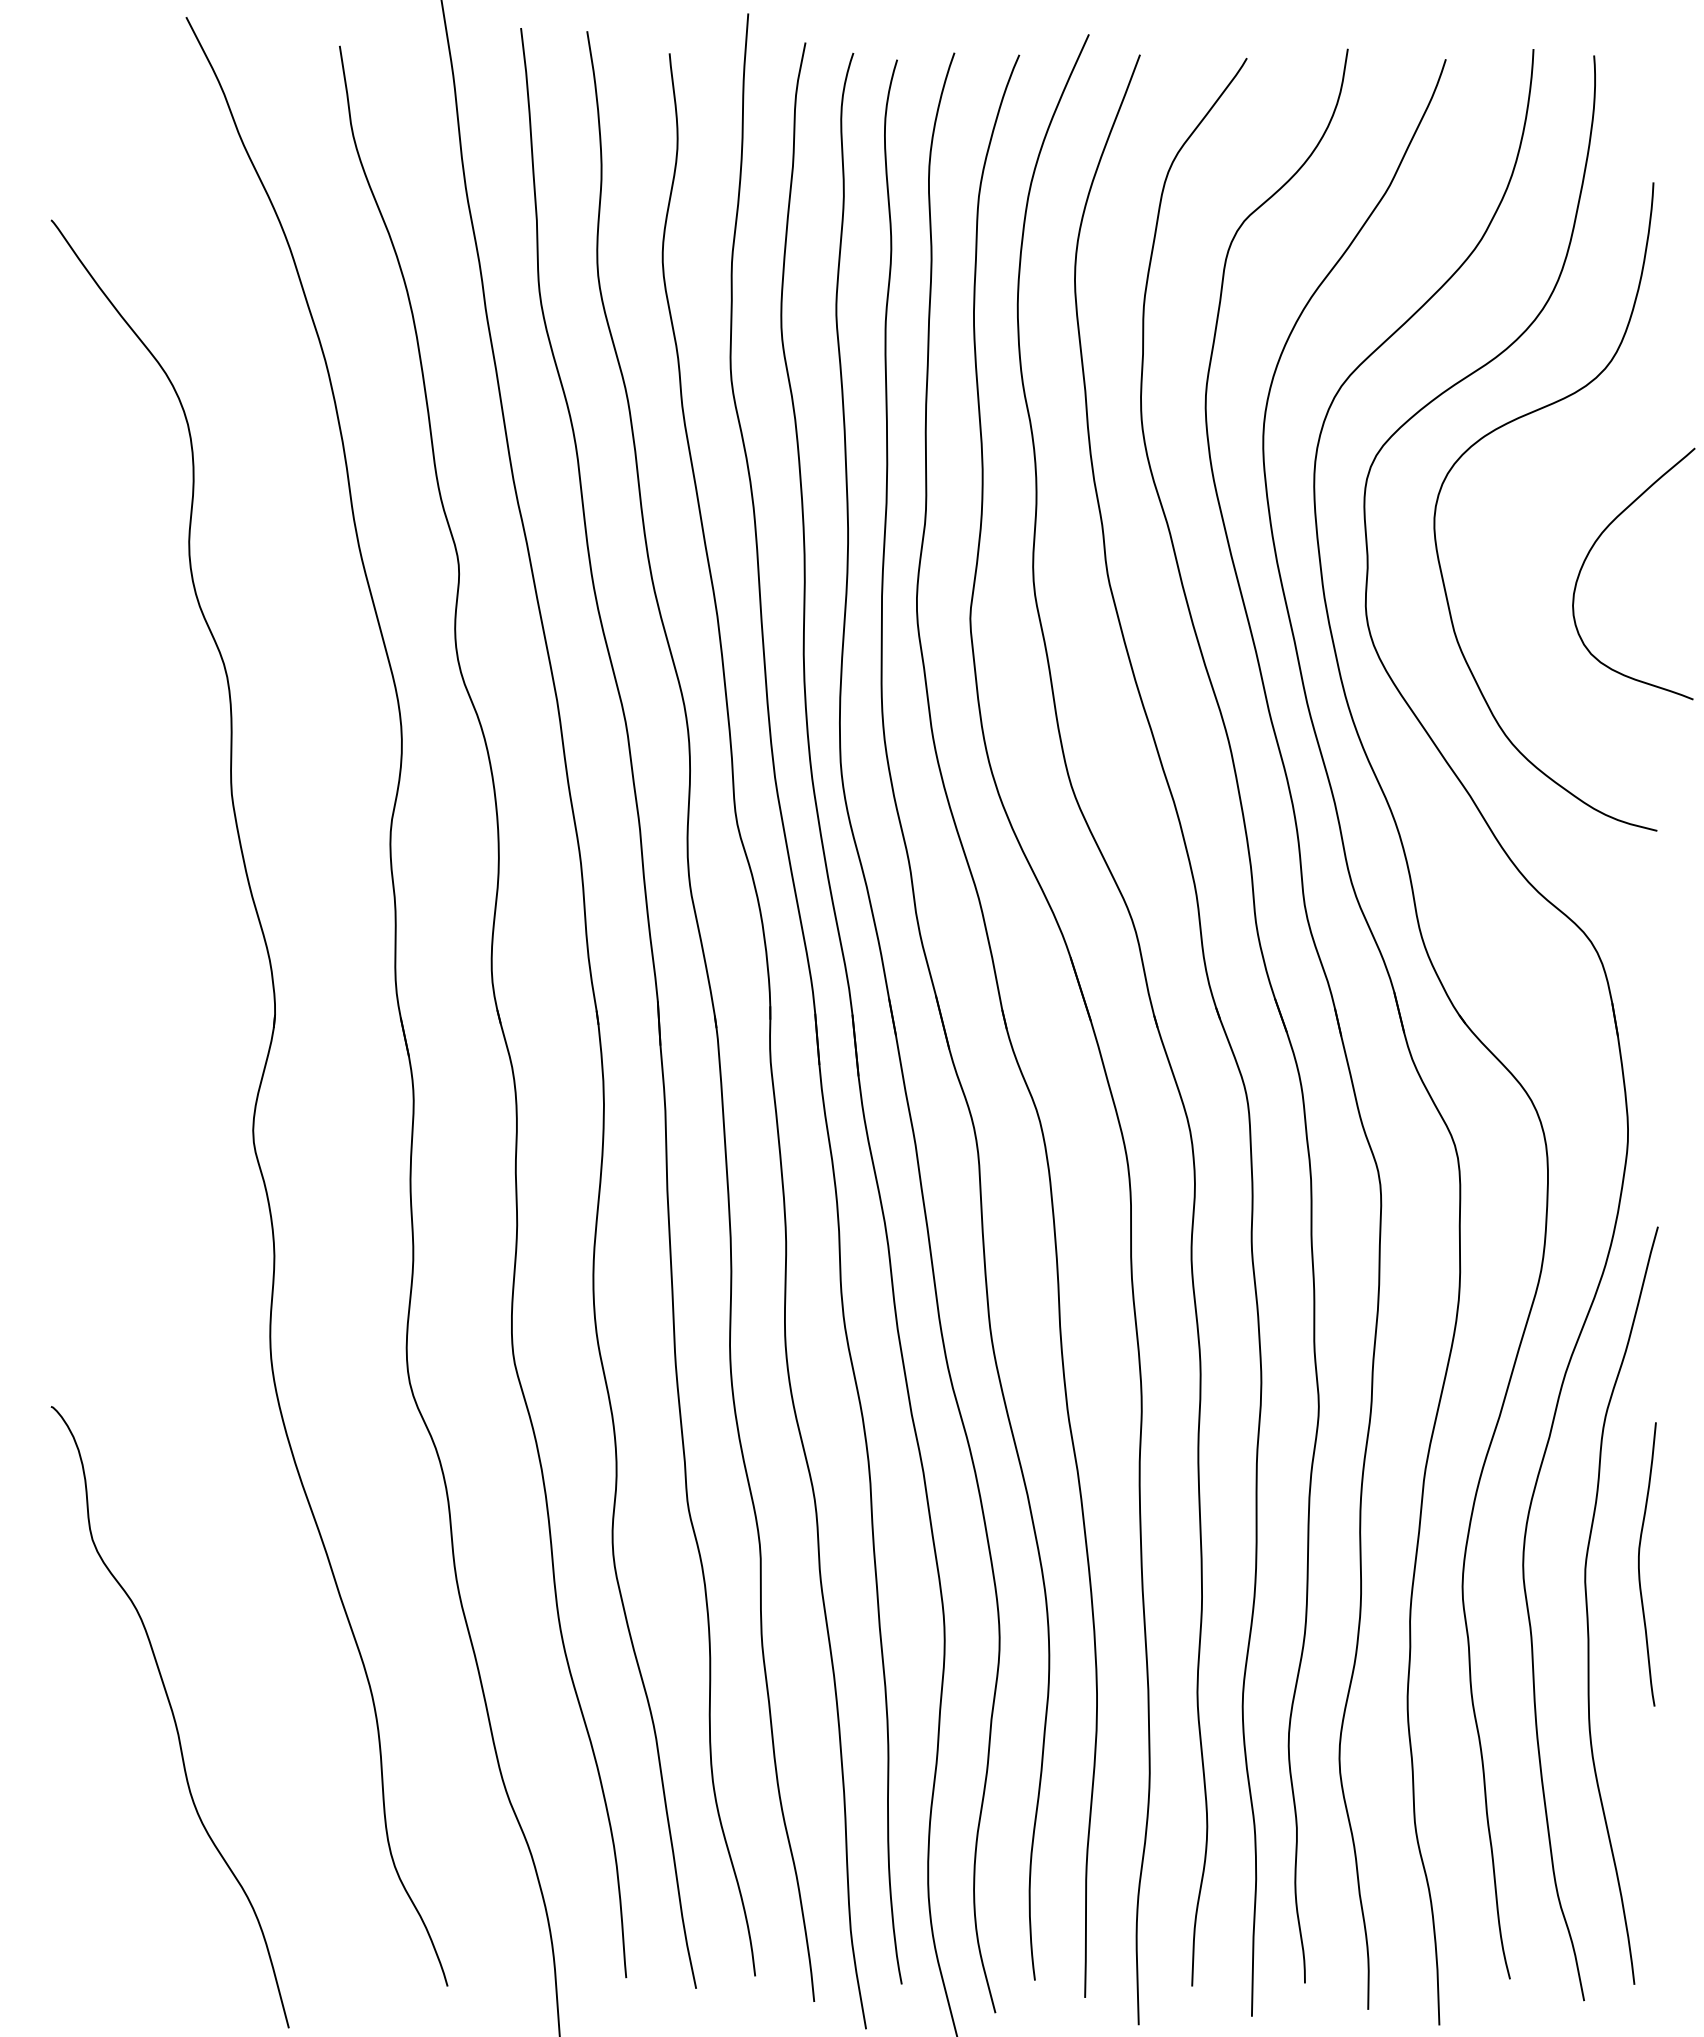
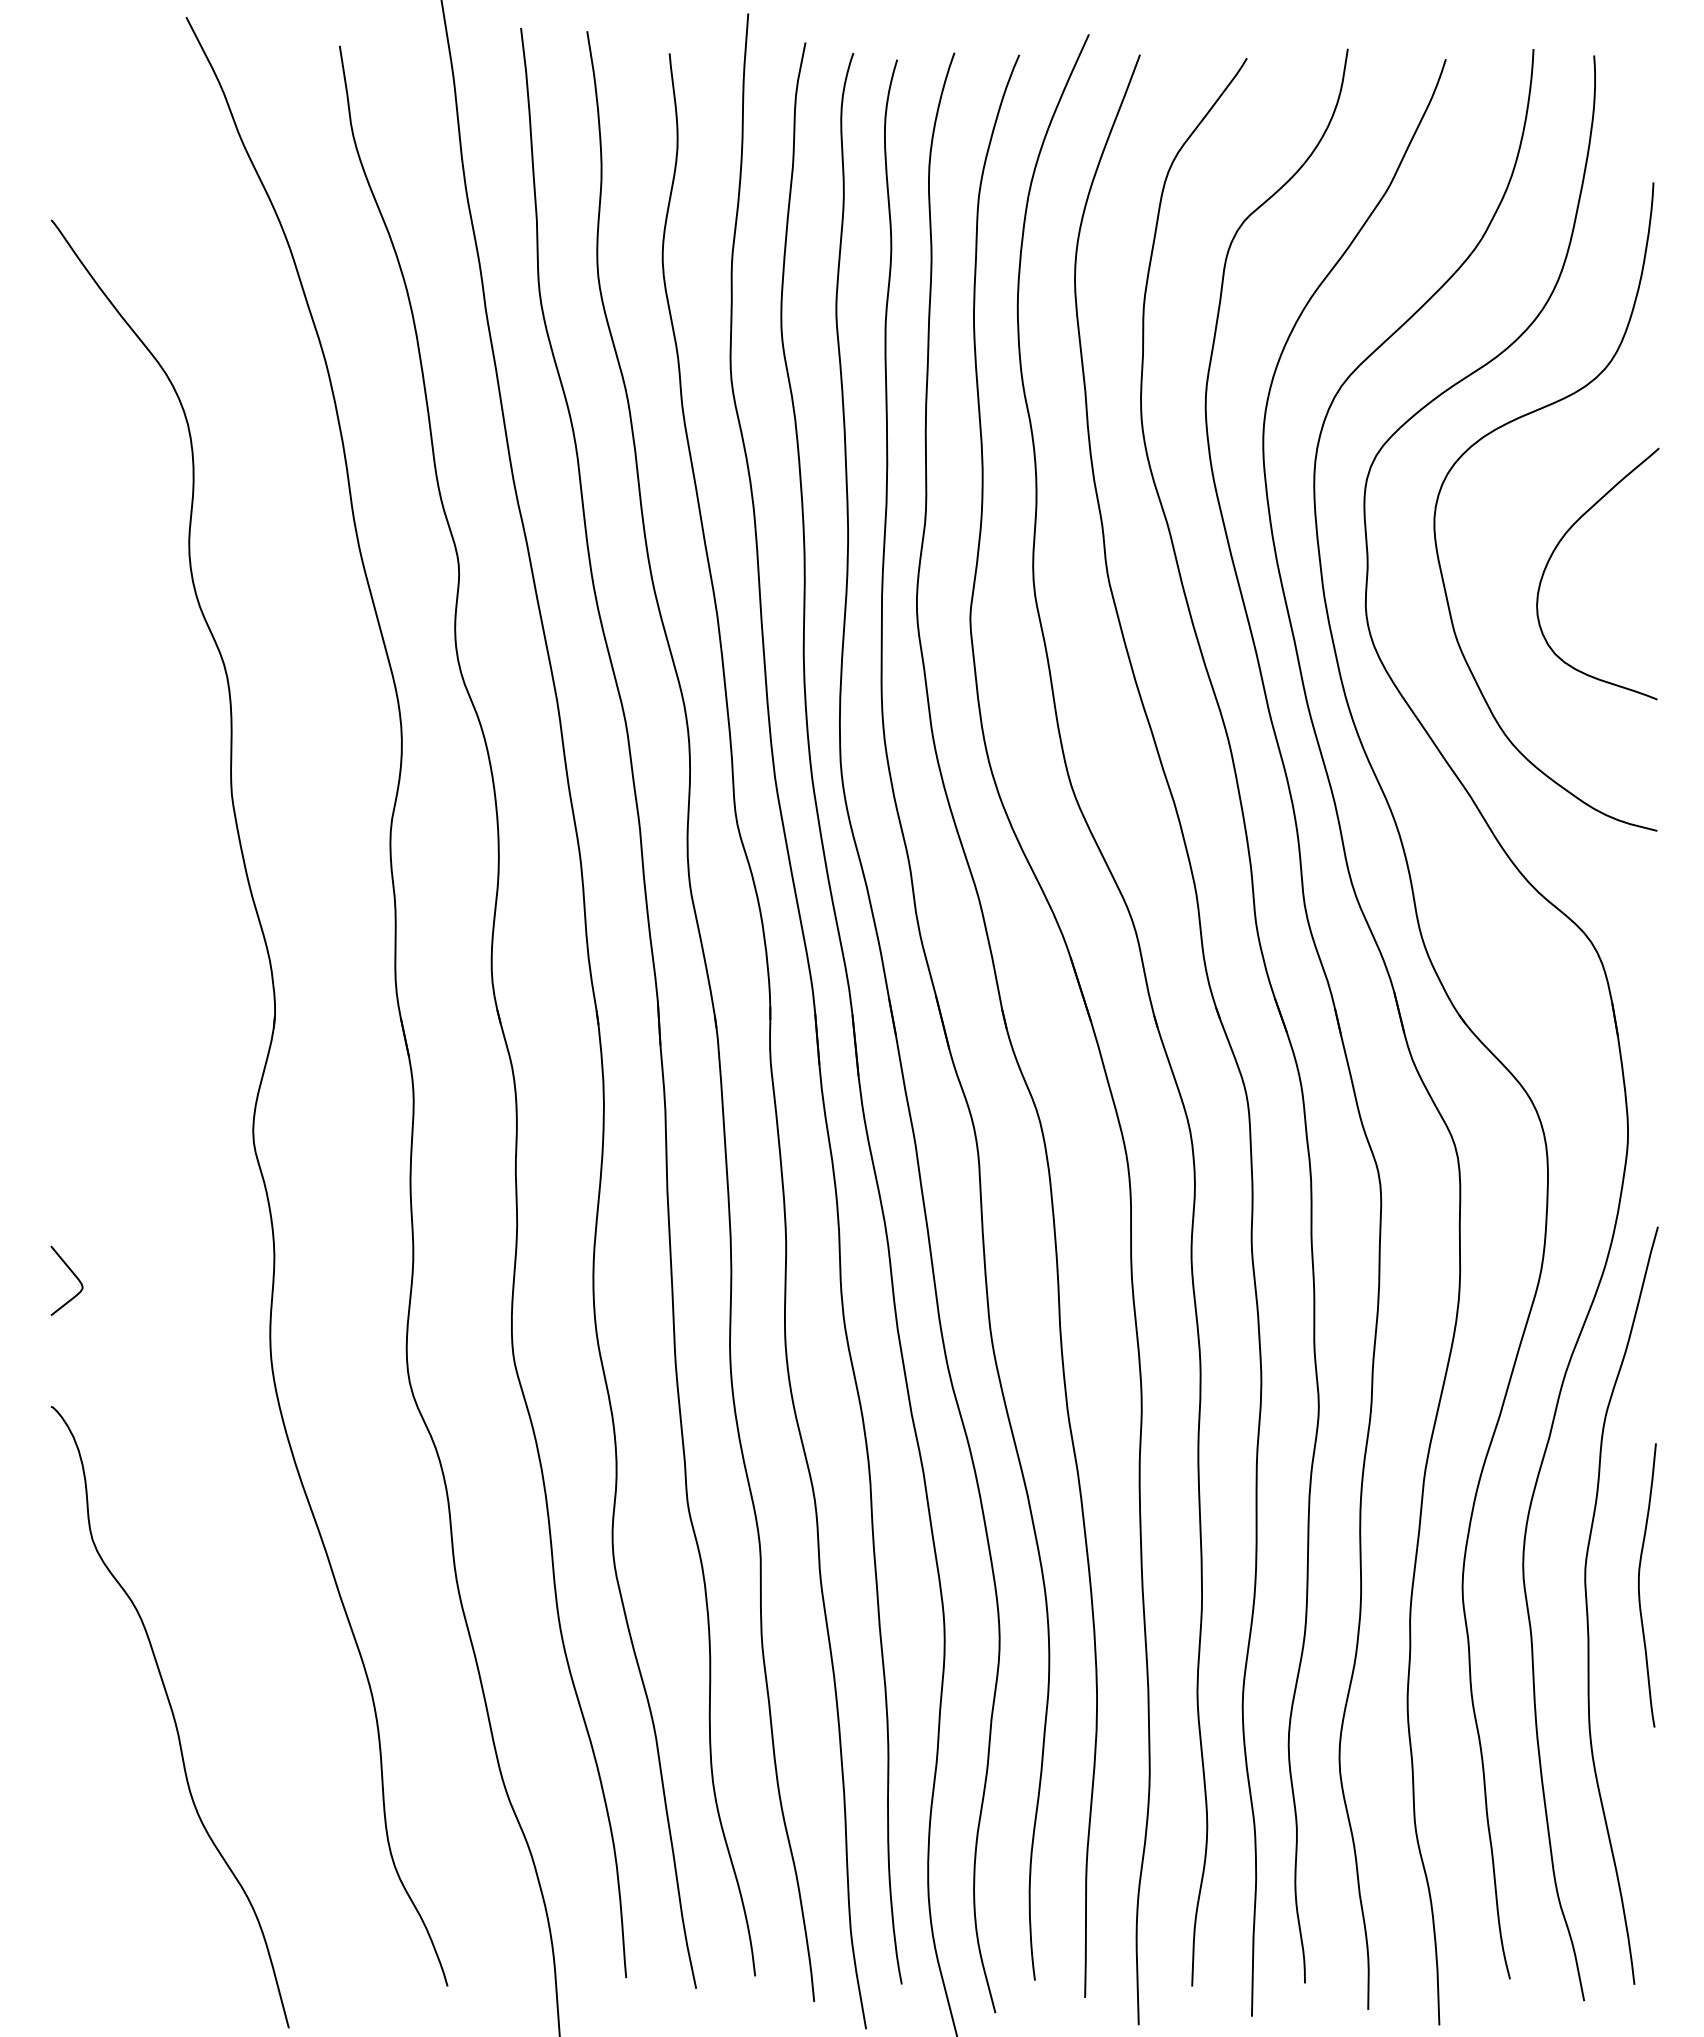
curve position: (1593, 547) -> (1557, 547) (1557, 547)
curve: none -> present (74, 1276)
curve position: (1639, 1564) -> (1639, 1585) (1639, 1585)
